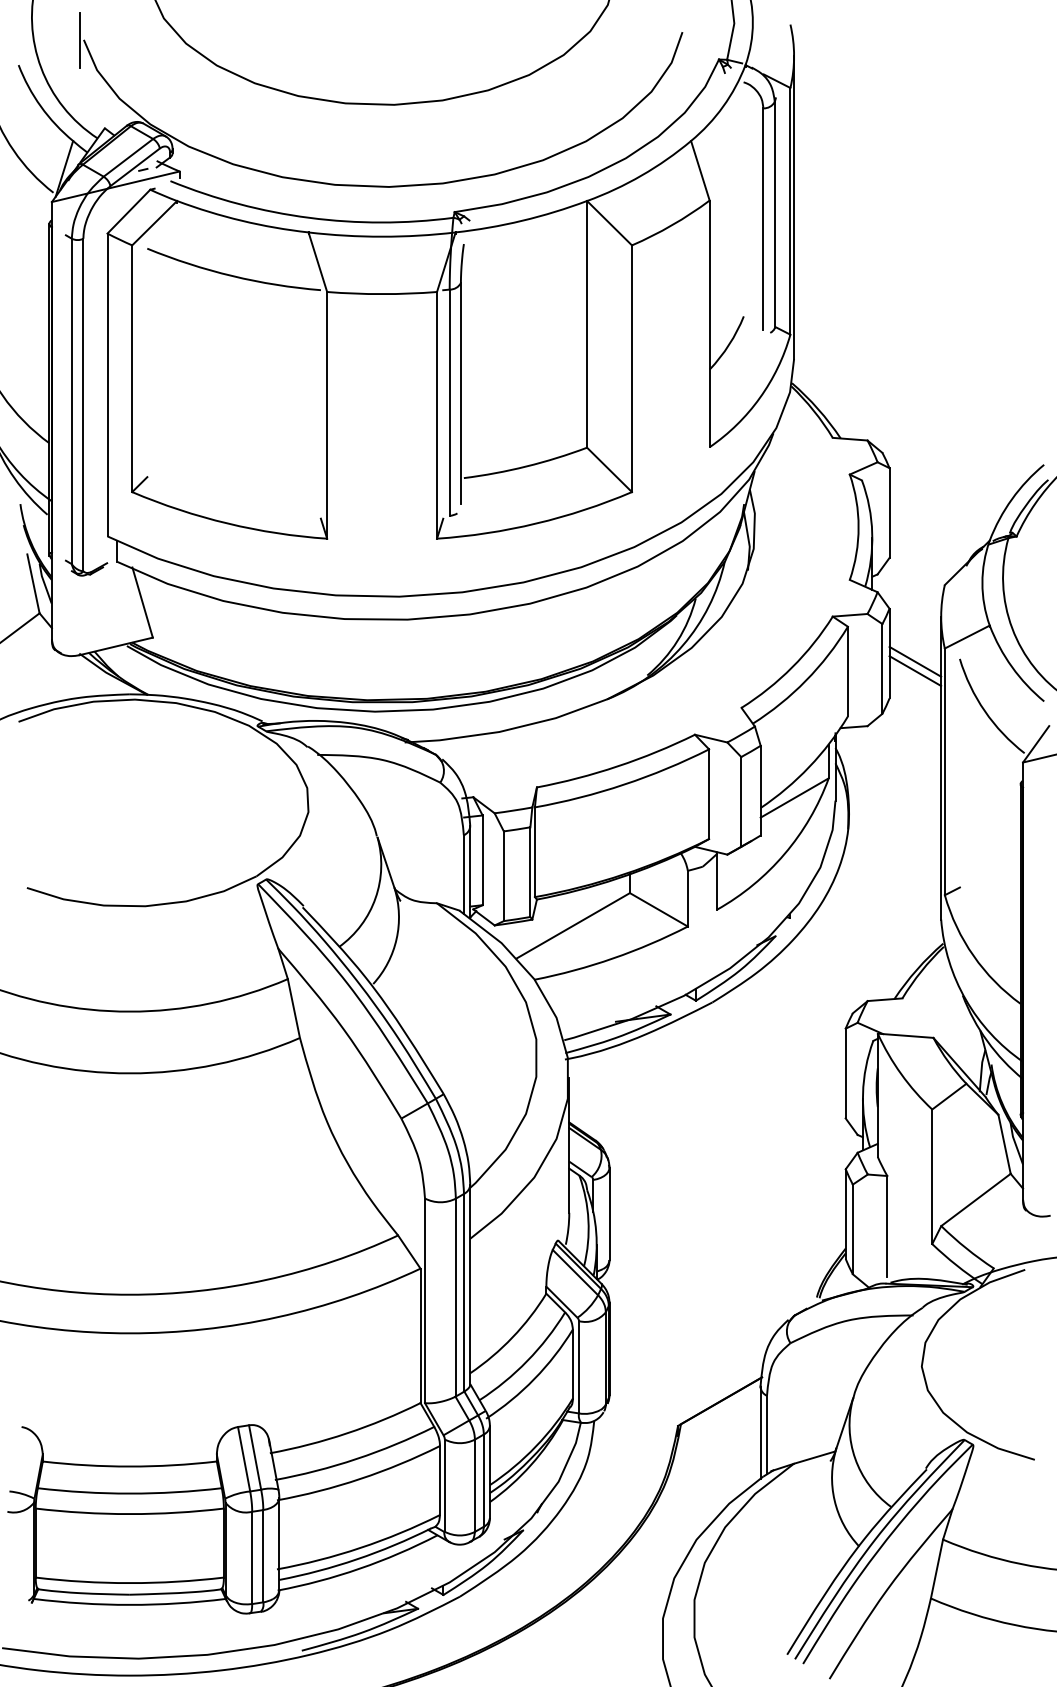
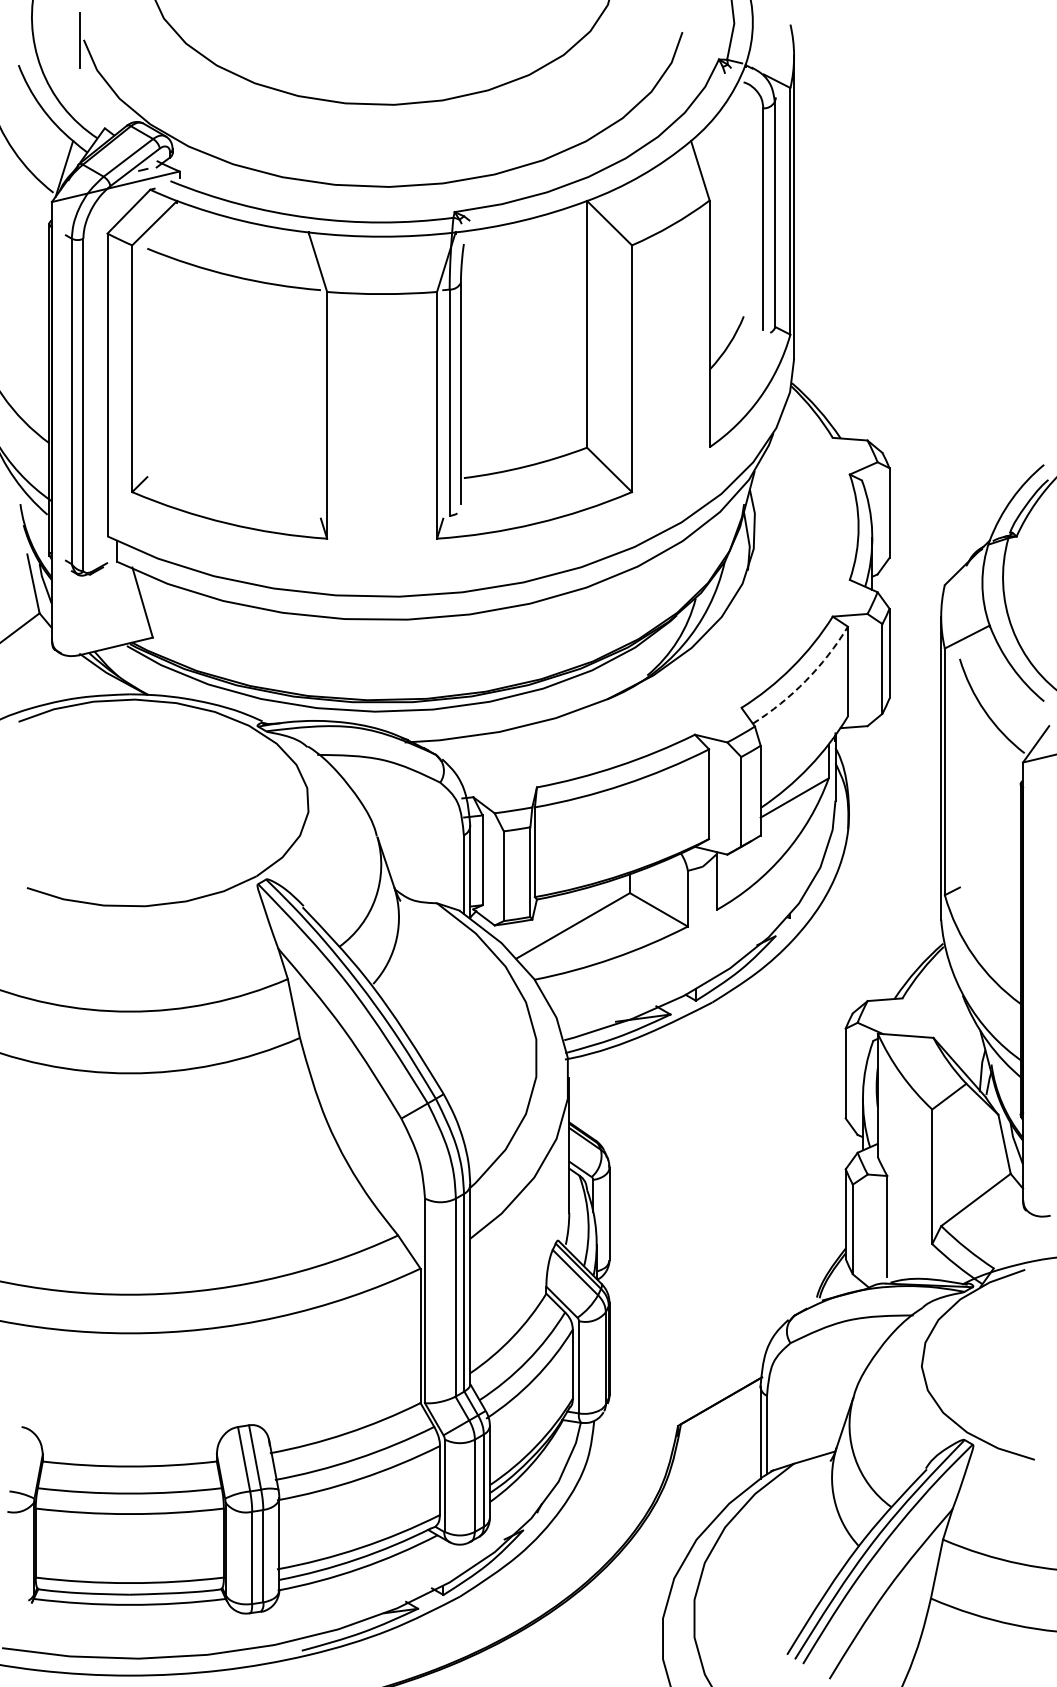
line: present -> none (915, 661)
line: present -> none (915, 671)
arc: solid -> dashed (806, 680)
